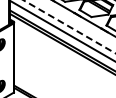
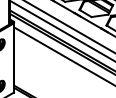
line: dashed -> solid (69, 26)
line: none -> present (63, 55)
